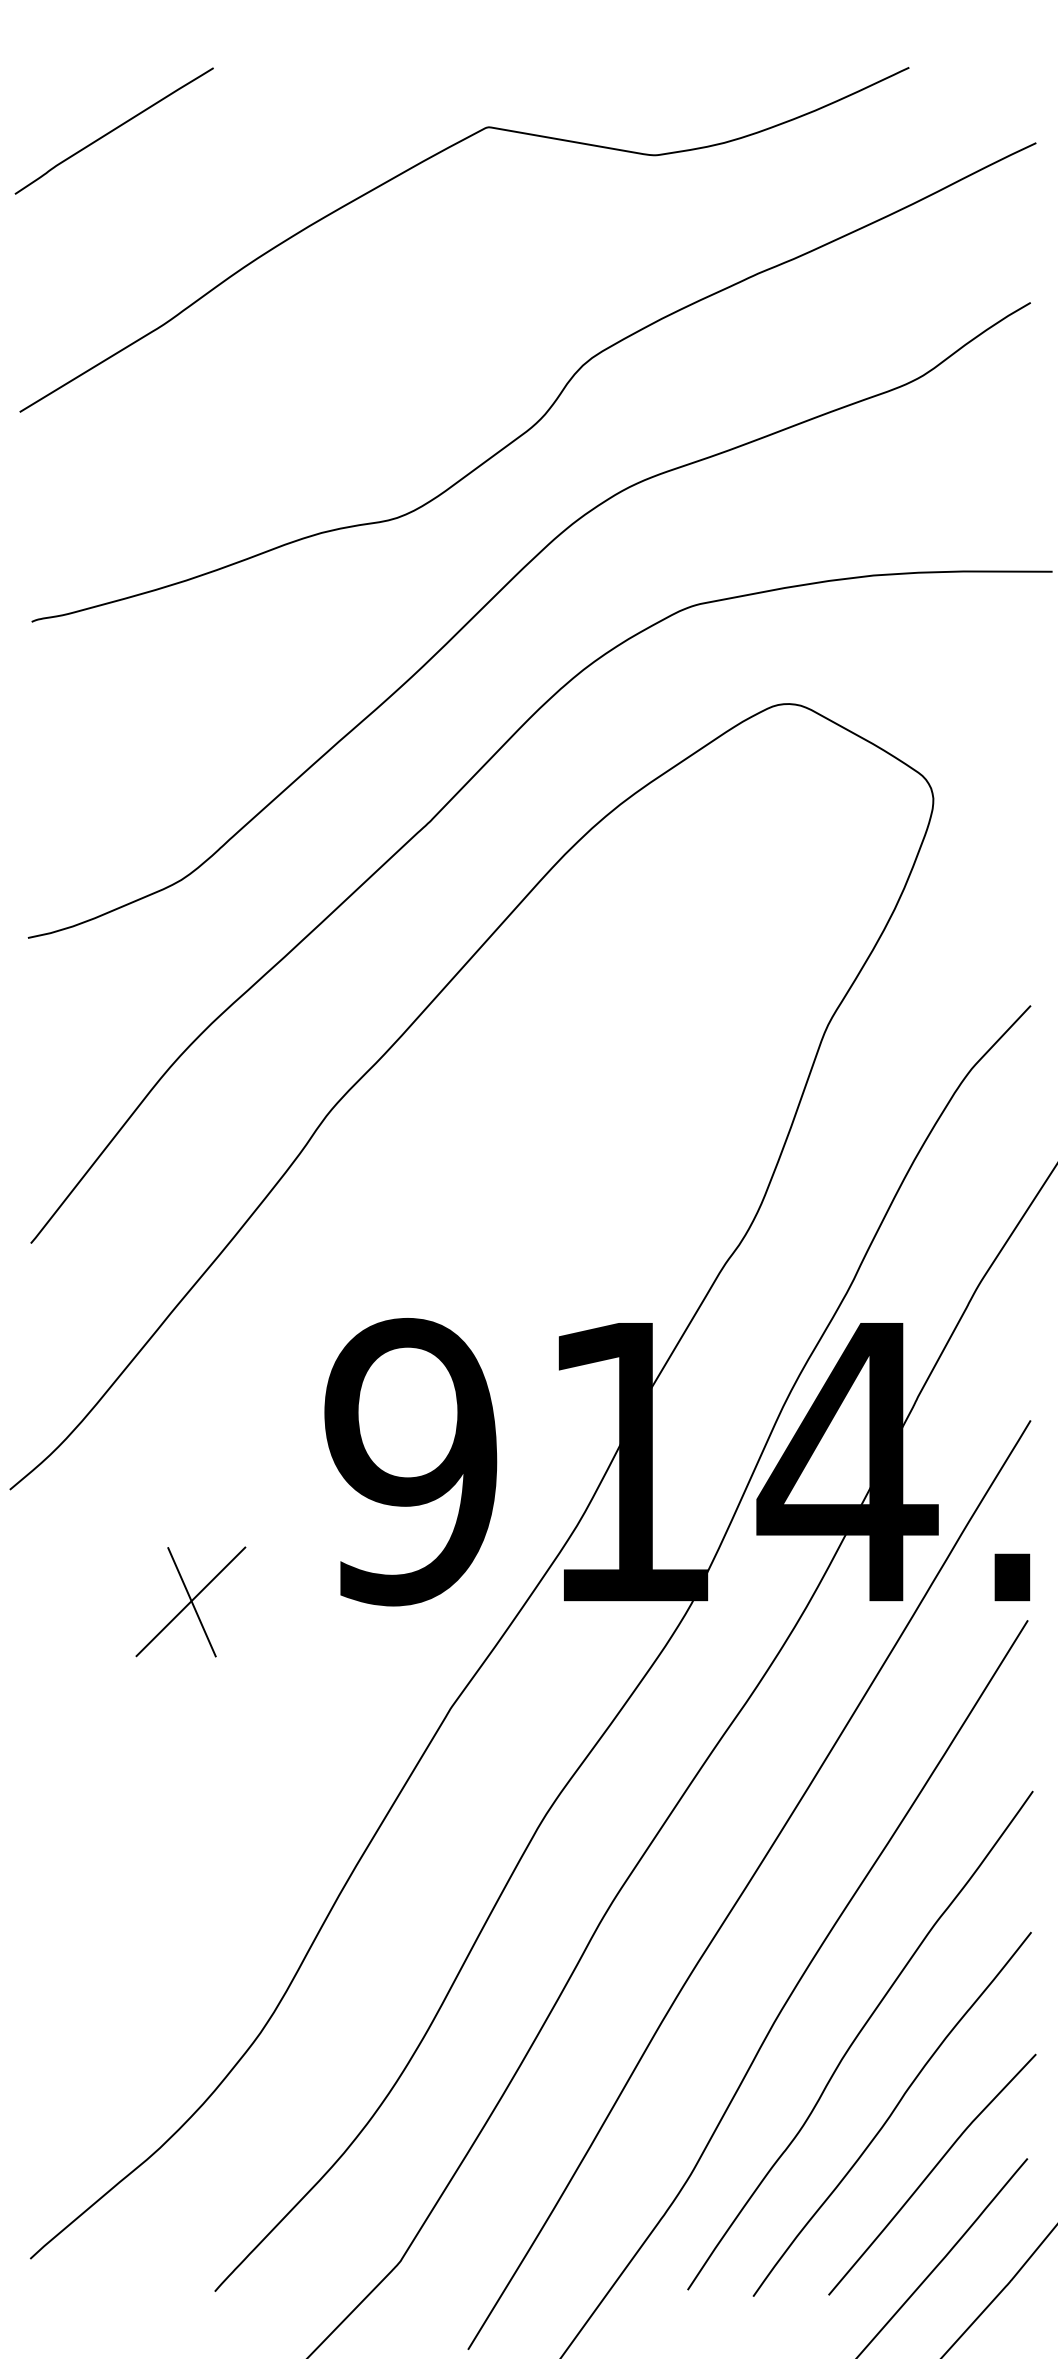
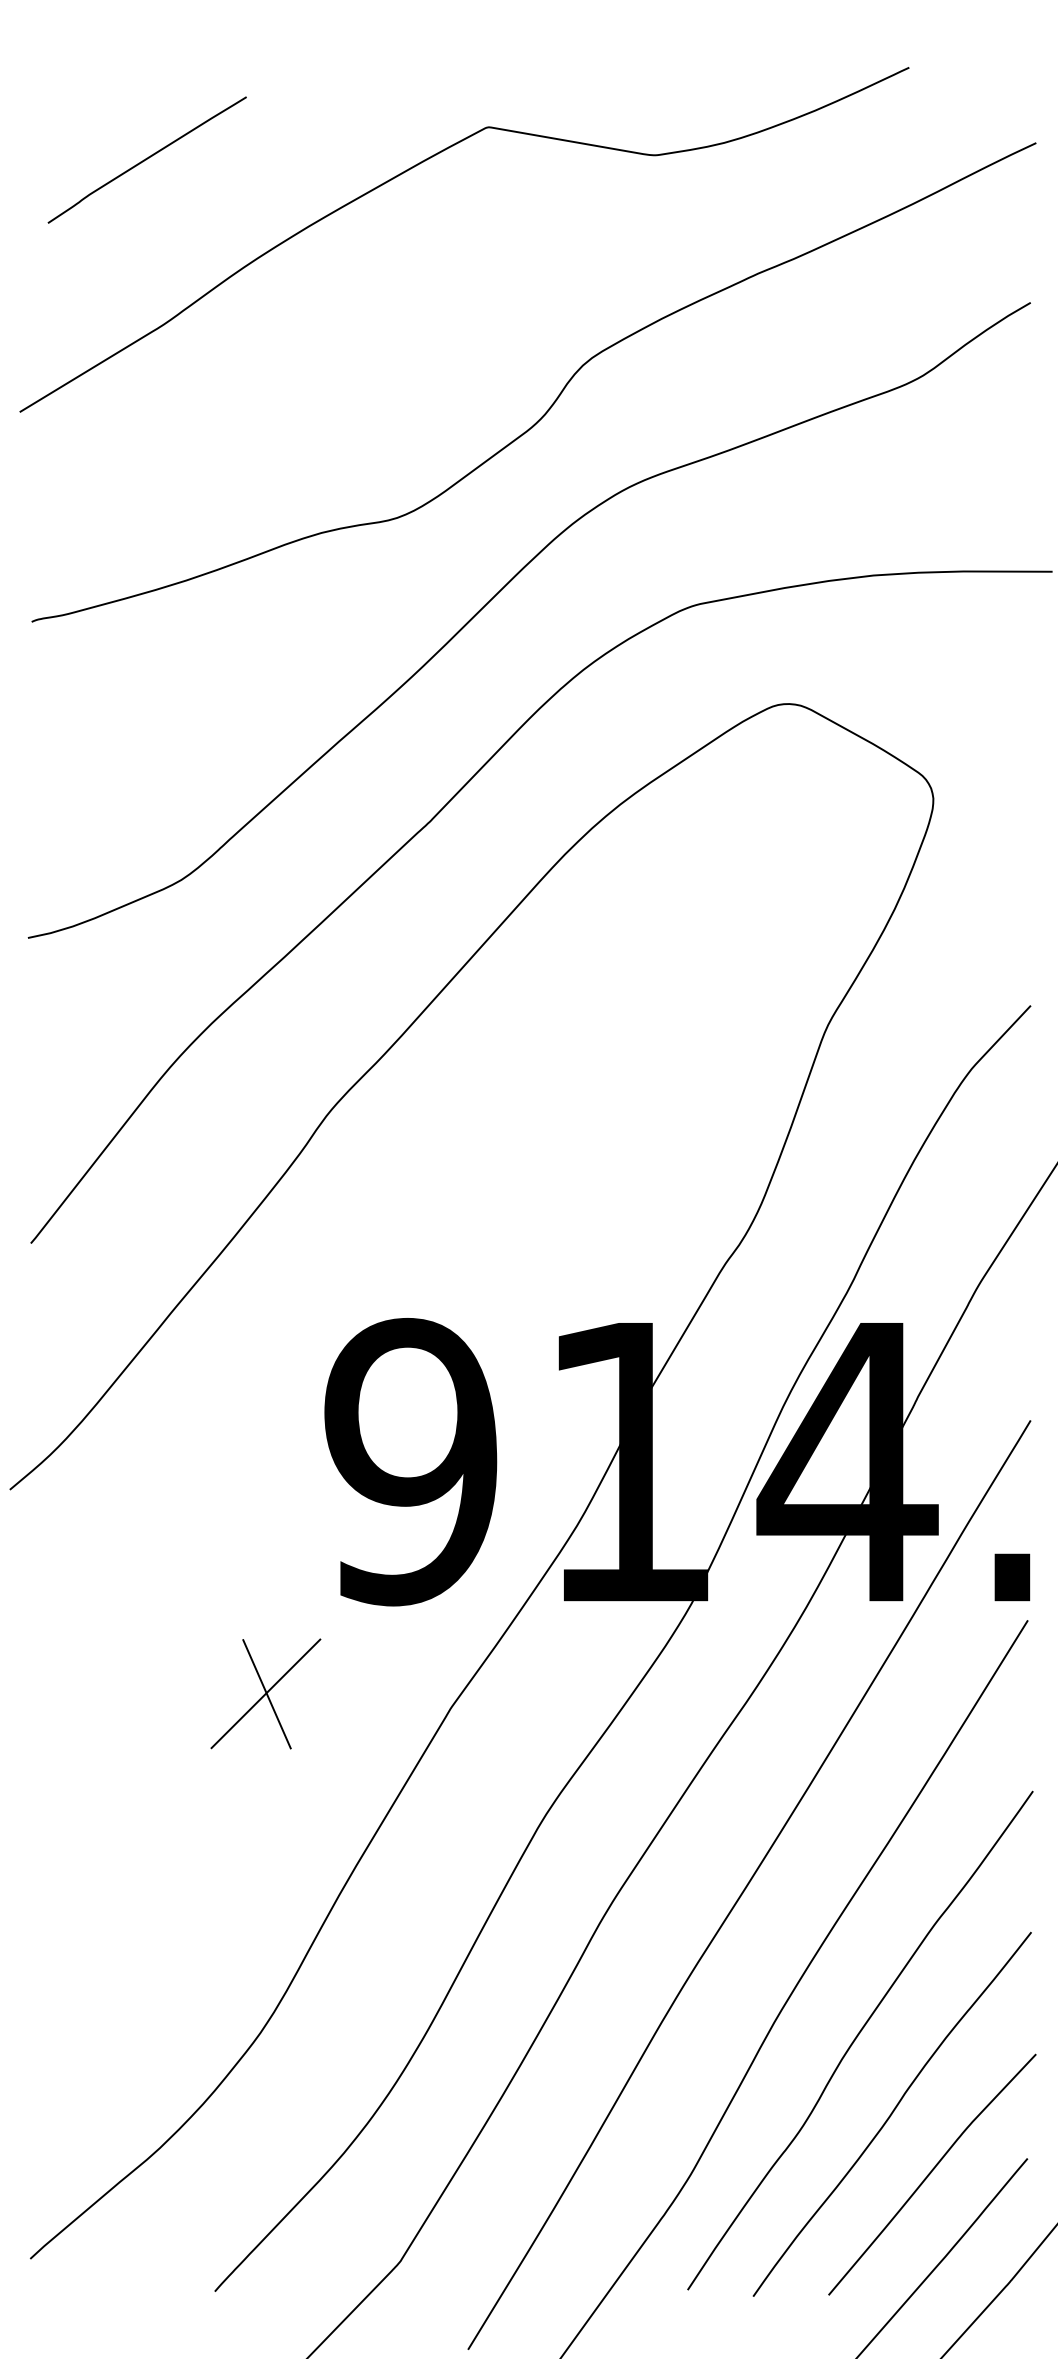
curve position: (113, 130) -> (146, 159) (146, 159)
part position: (190, 1601) -> (265, 1693) (265, 1693)
